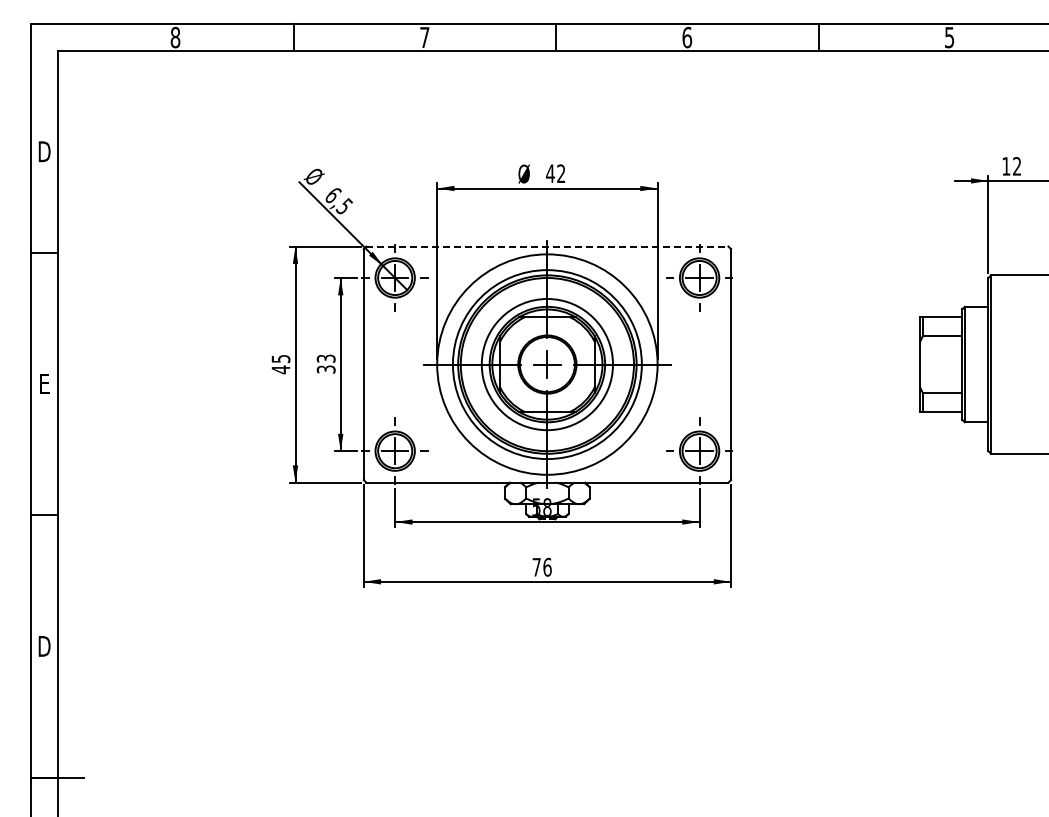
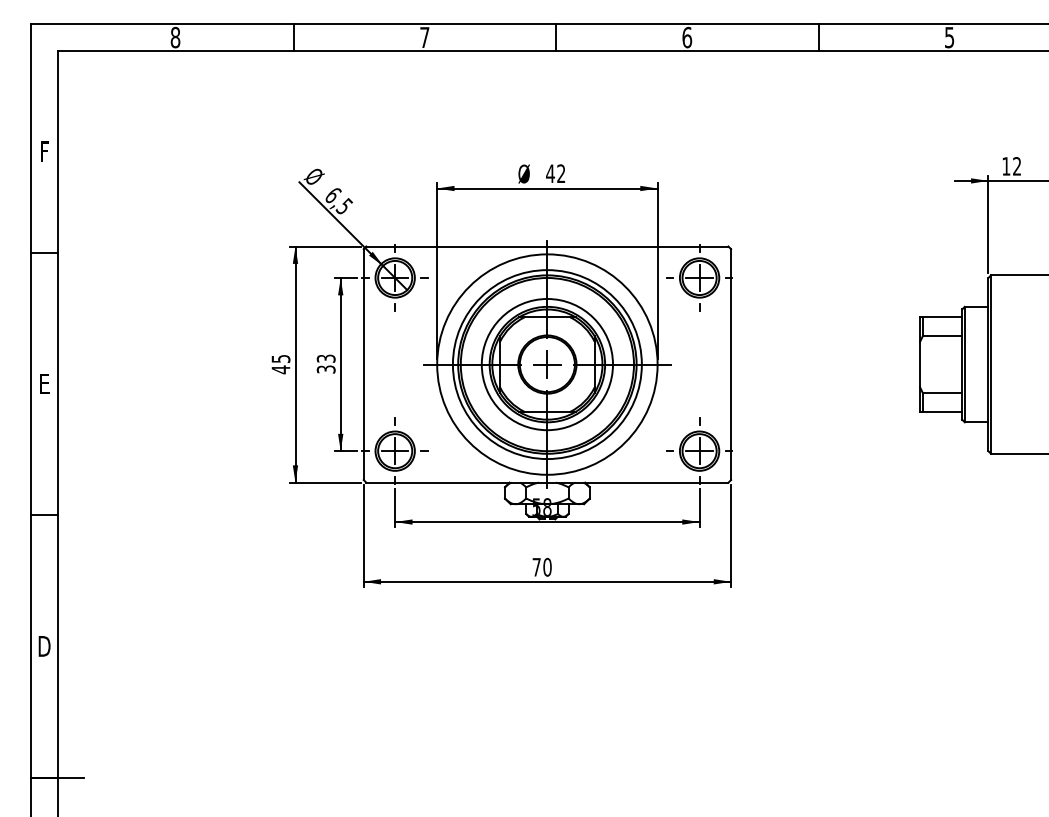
text: D -> F (44, 151)
line: dashed -> solid (547, 246)
text: 76 -> 70 (547, 566)
